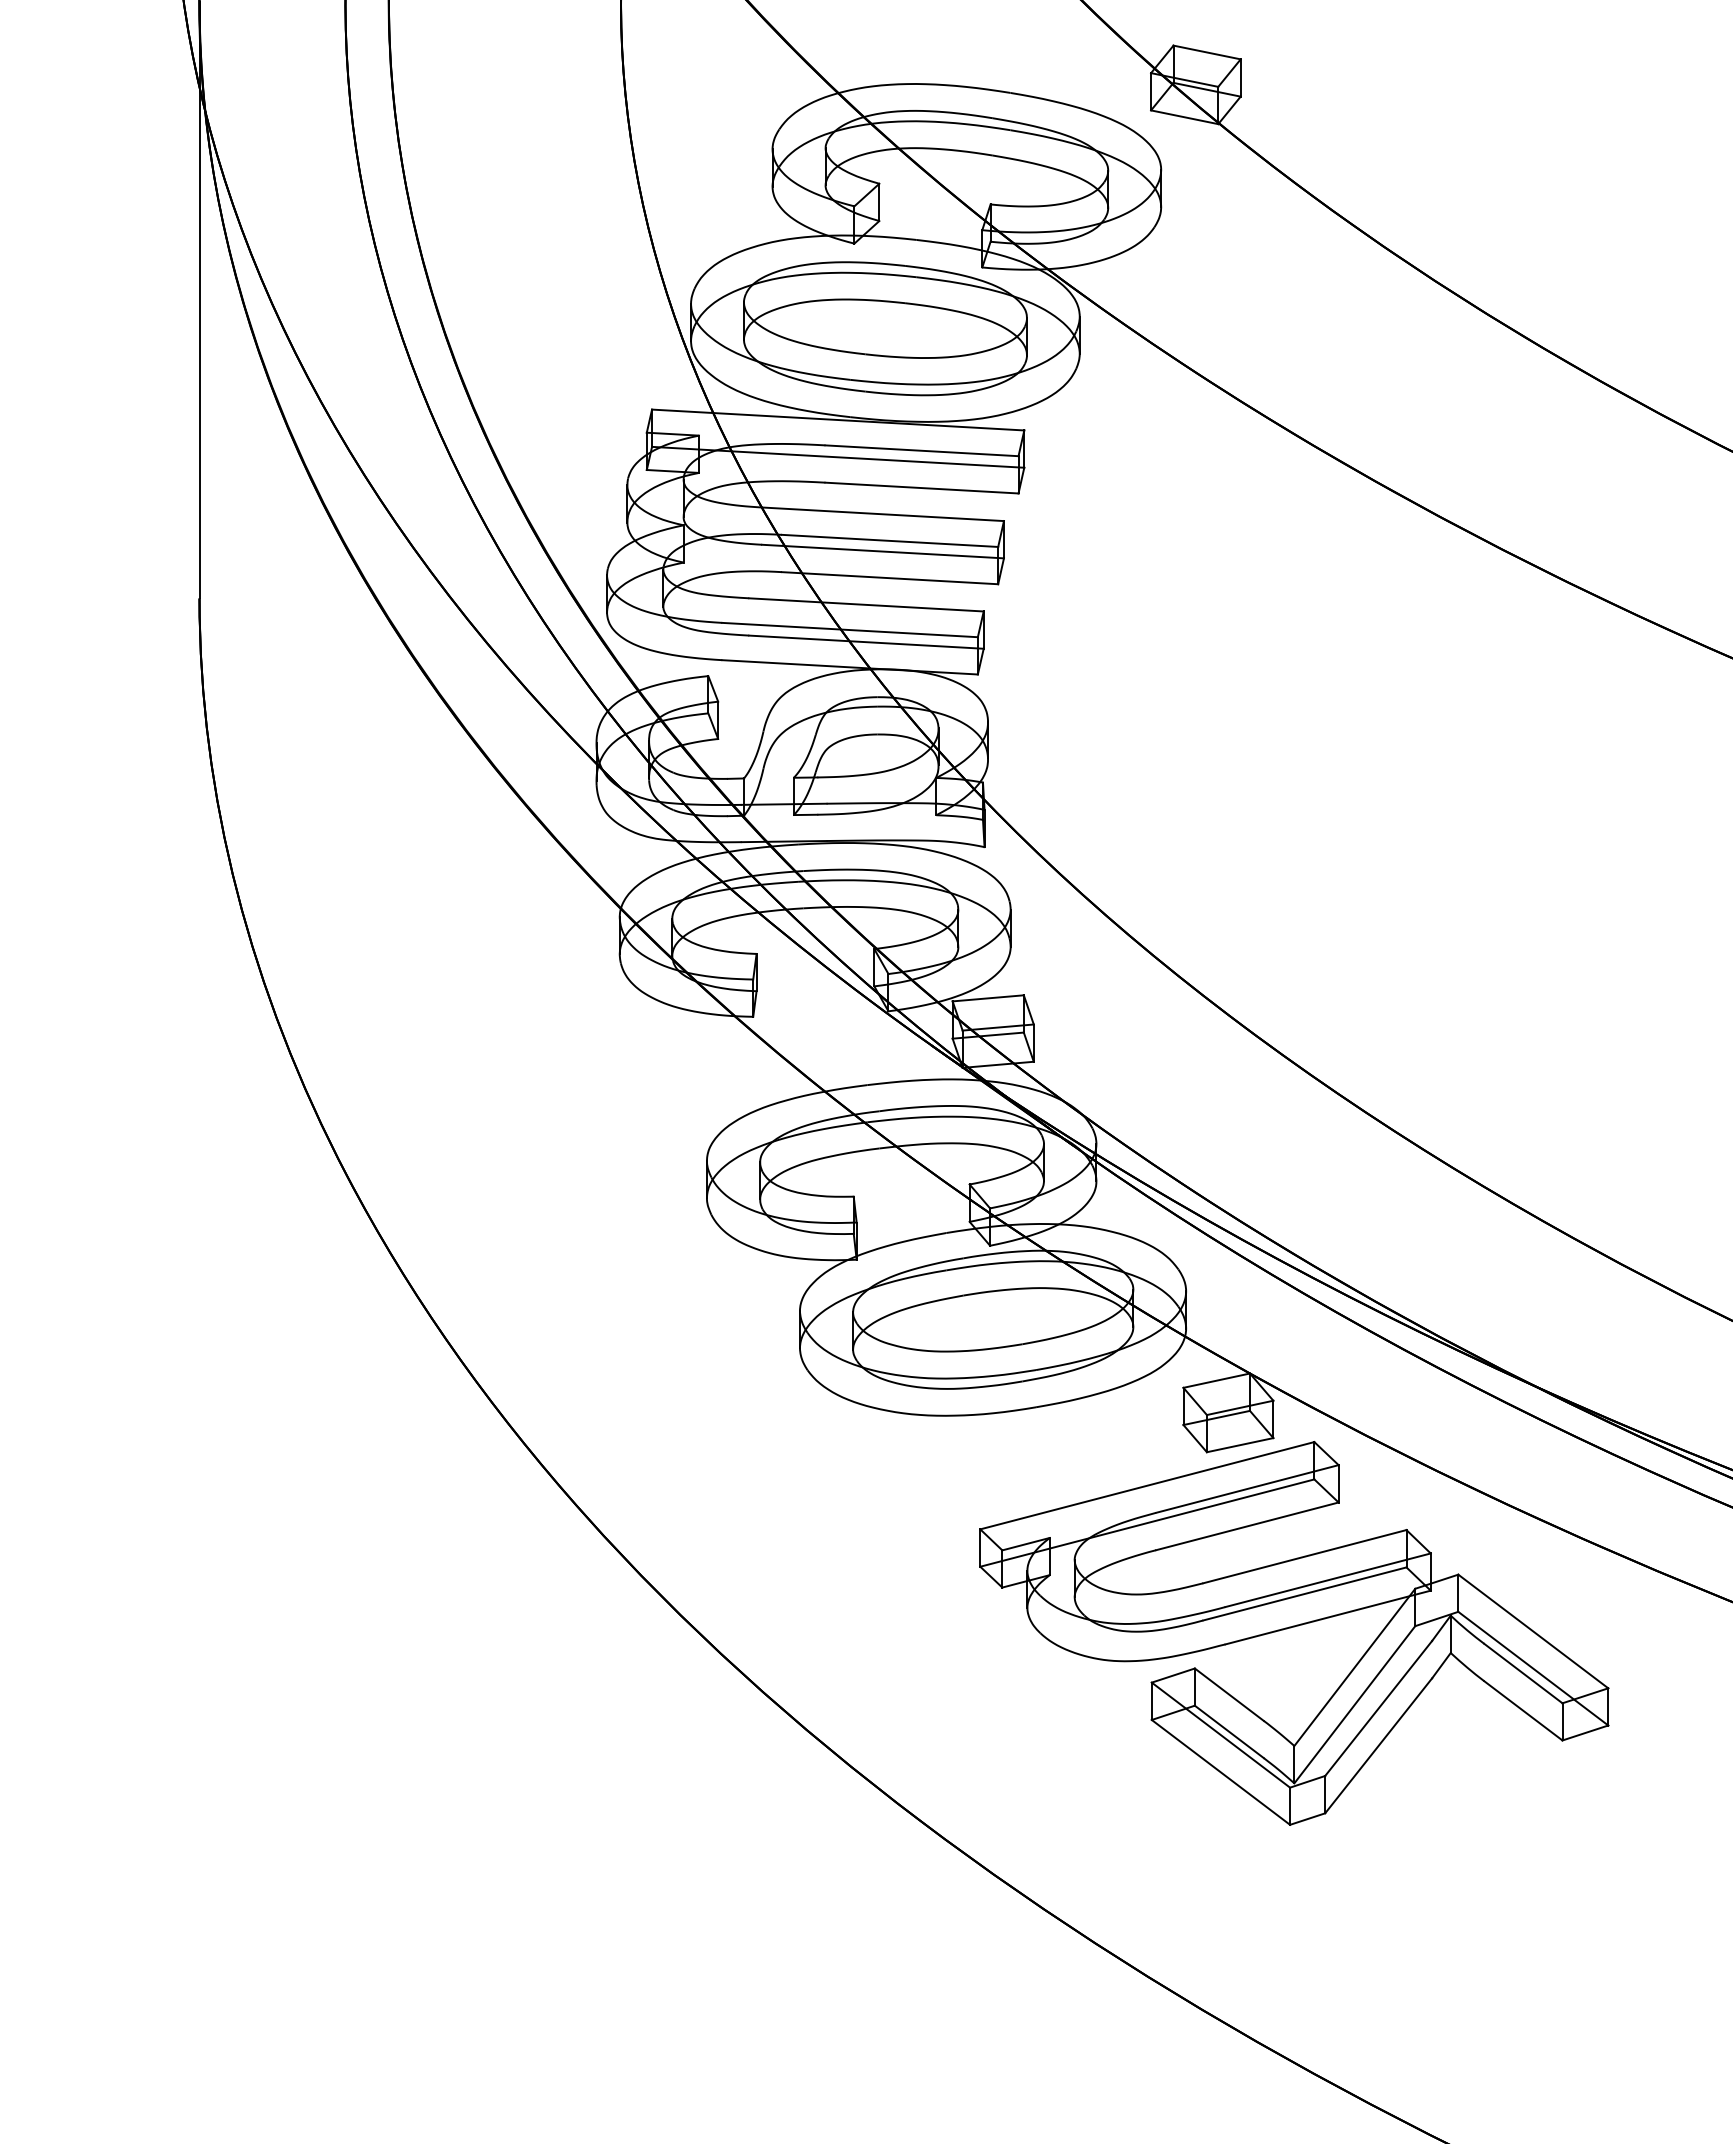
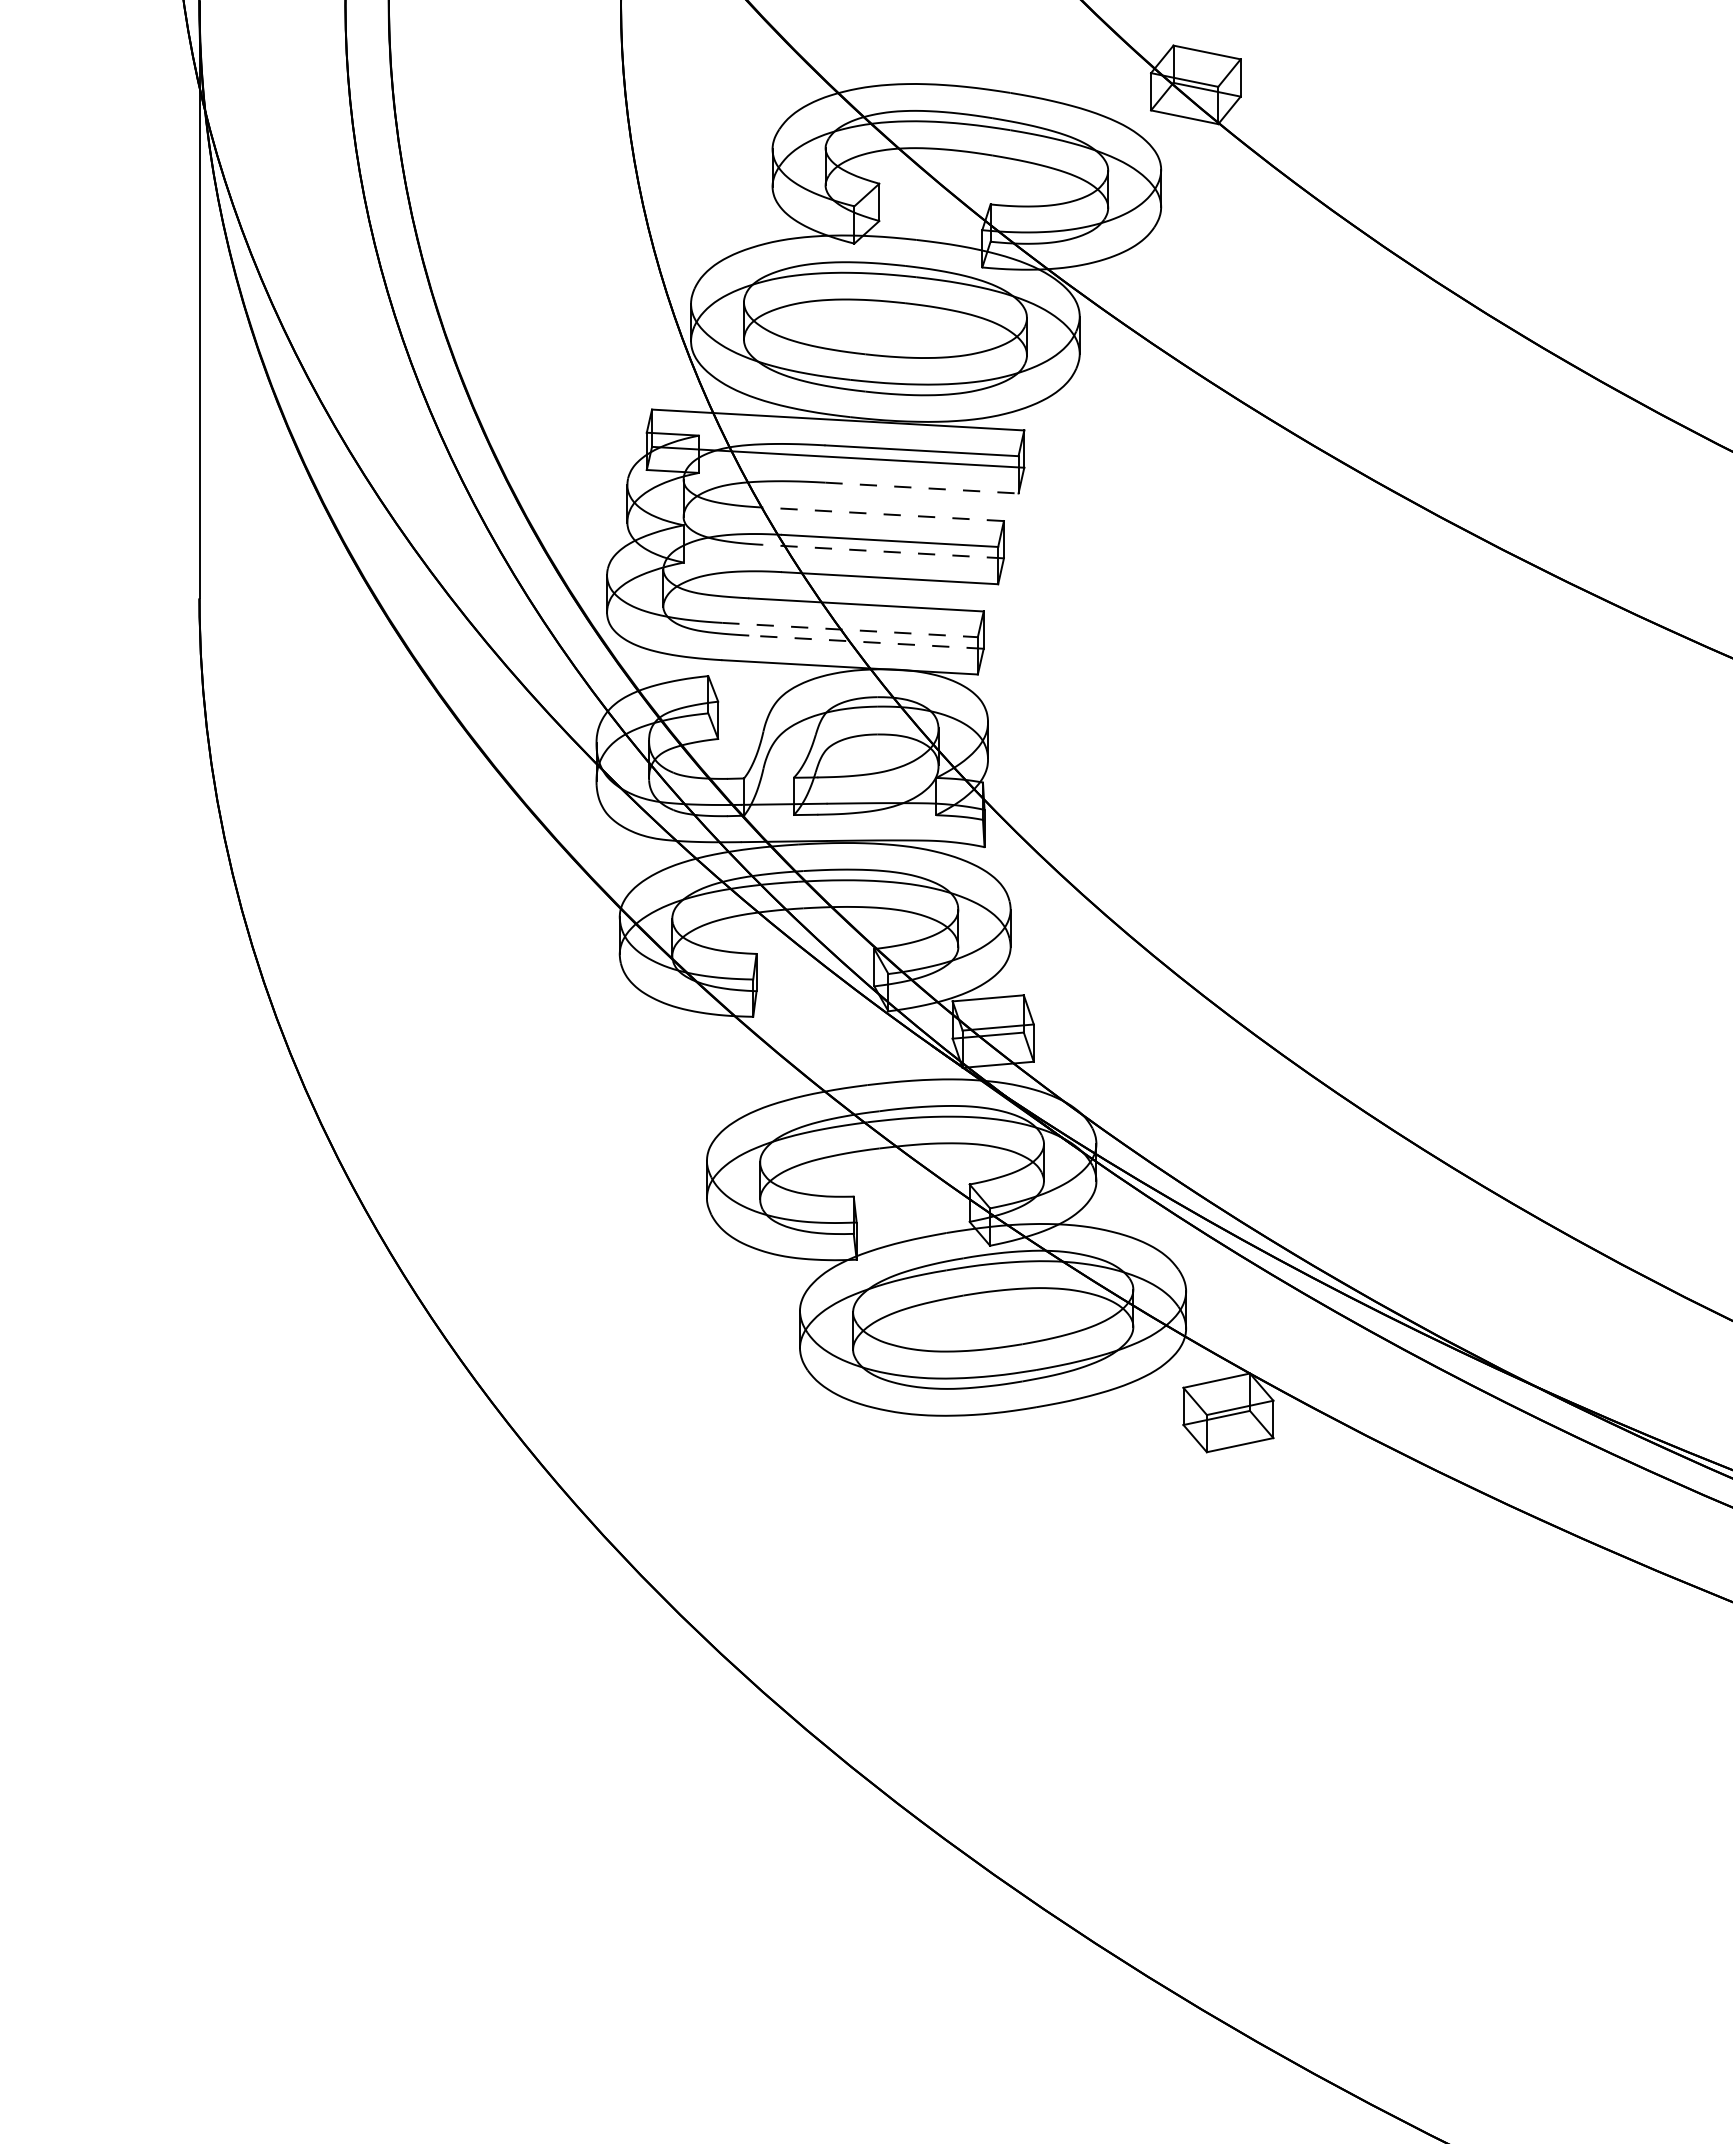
line: solid -> dashed (921, 488)
line: solid -> dashed (882, 514)
line: solid -> dashed (882, 551)
line: solid -> dashed (850, 630)
line: solid -> dashed (865, 642)
part: present -> none (1294, 1633)
